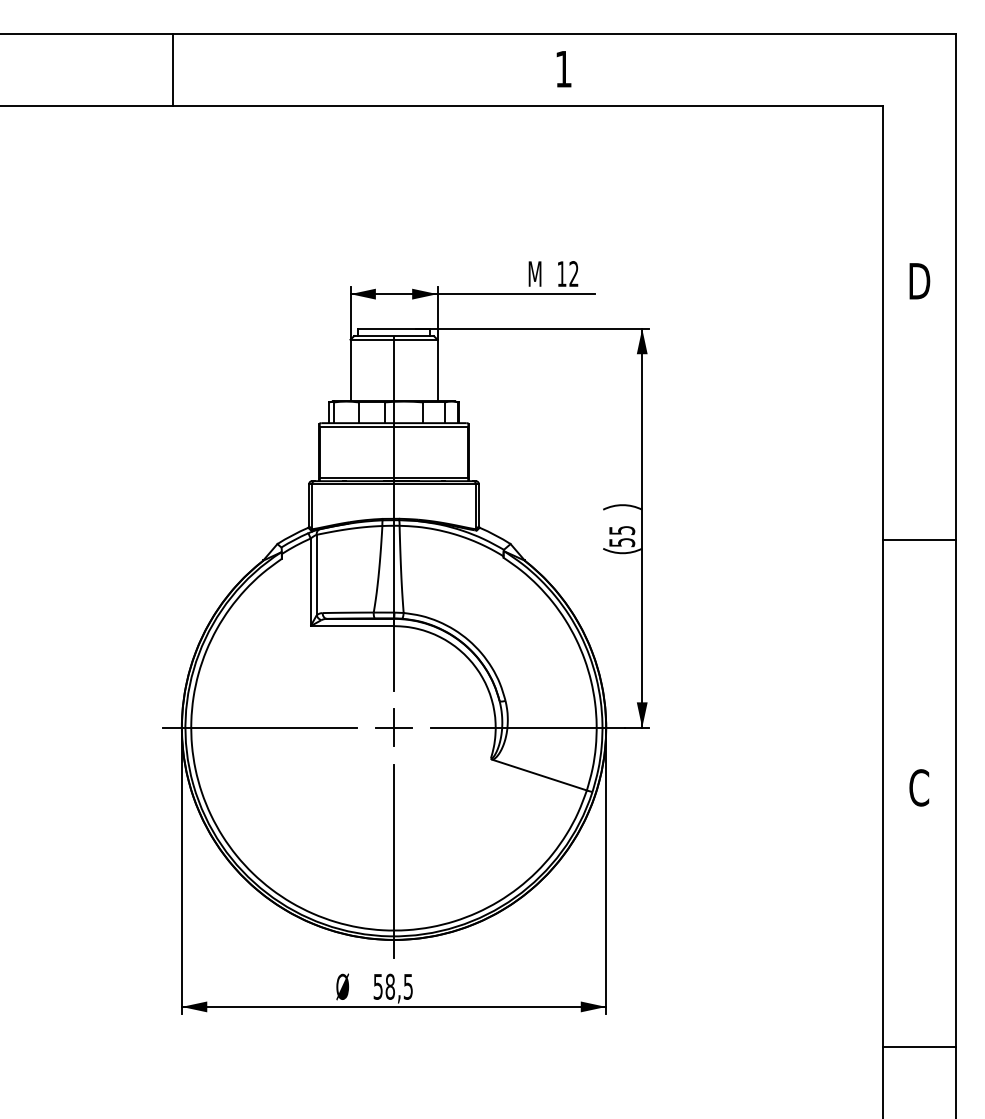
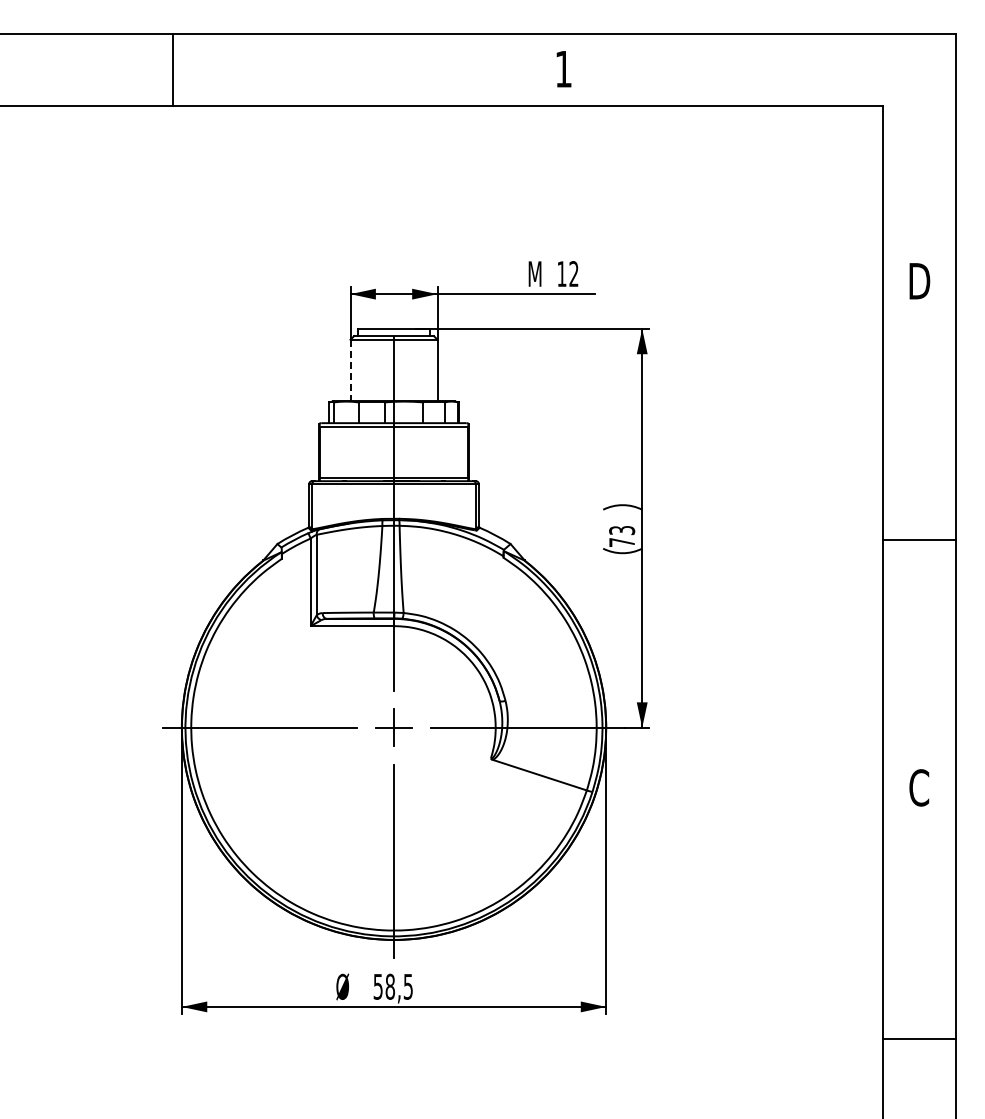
line: solid -> dashed (350, 370)
text: 55 -> 73 (622, 536)
line position: (919, 1046) -> (919, 1038) (919, 1038)
